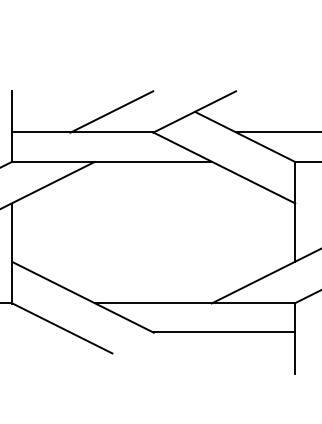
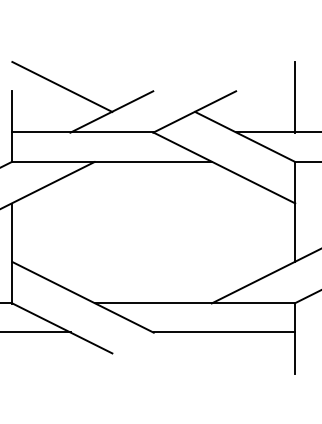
line: none -> present (62, 86)
line: none -> present (294, 97)
line: none -> present (36, 332)
